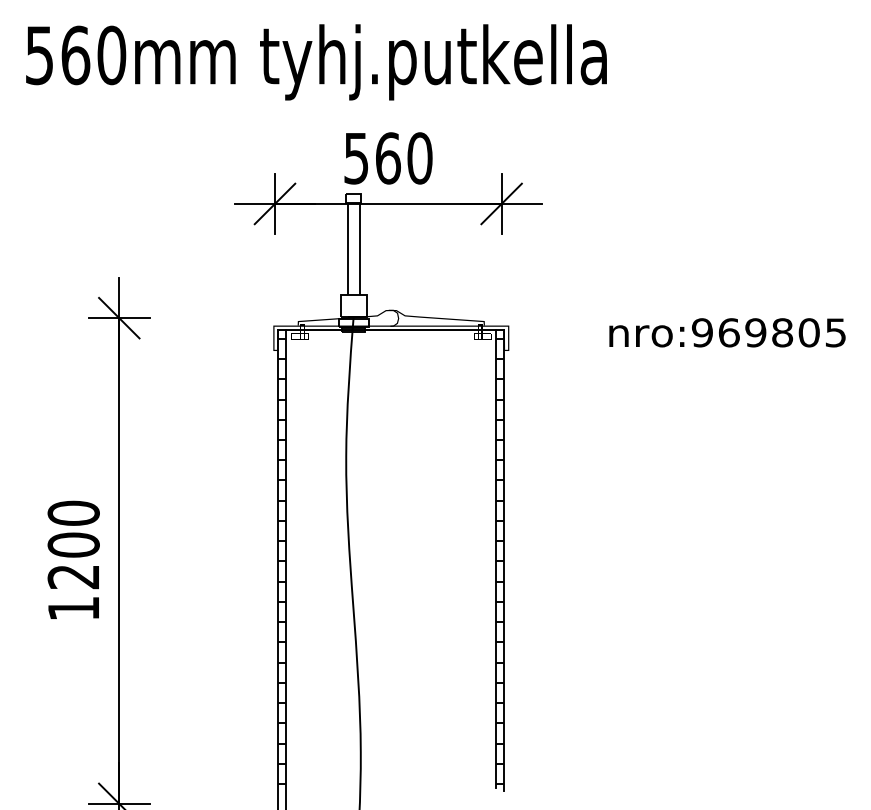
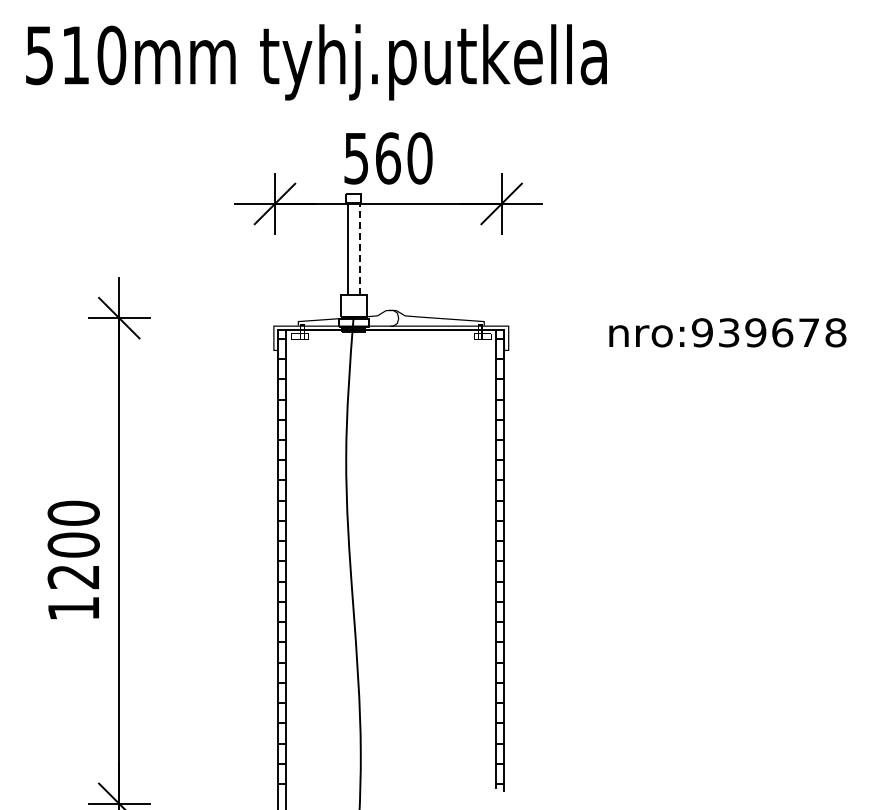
text: 560mm -> 510mm (75, 55)
line: solid -> dashed (359, 248)
text: nro:969805 -> nro:939678 (782, 332)
